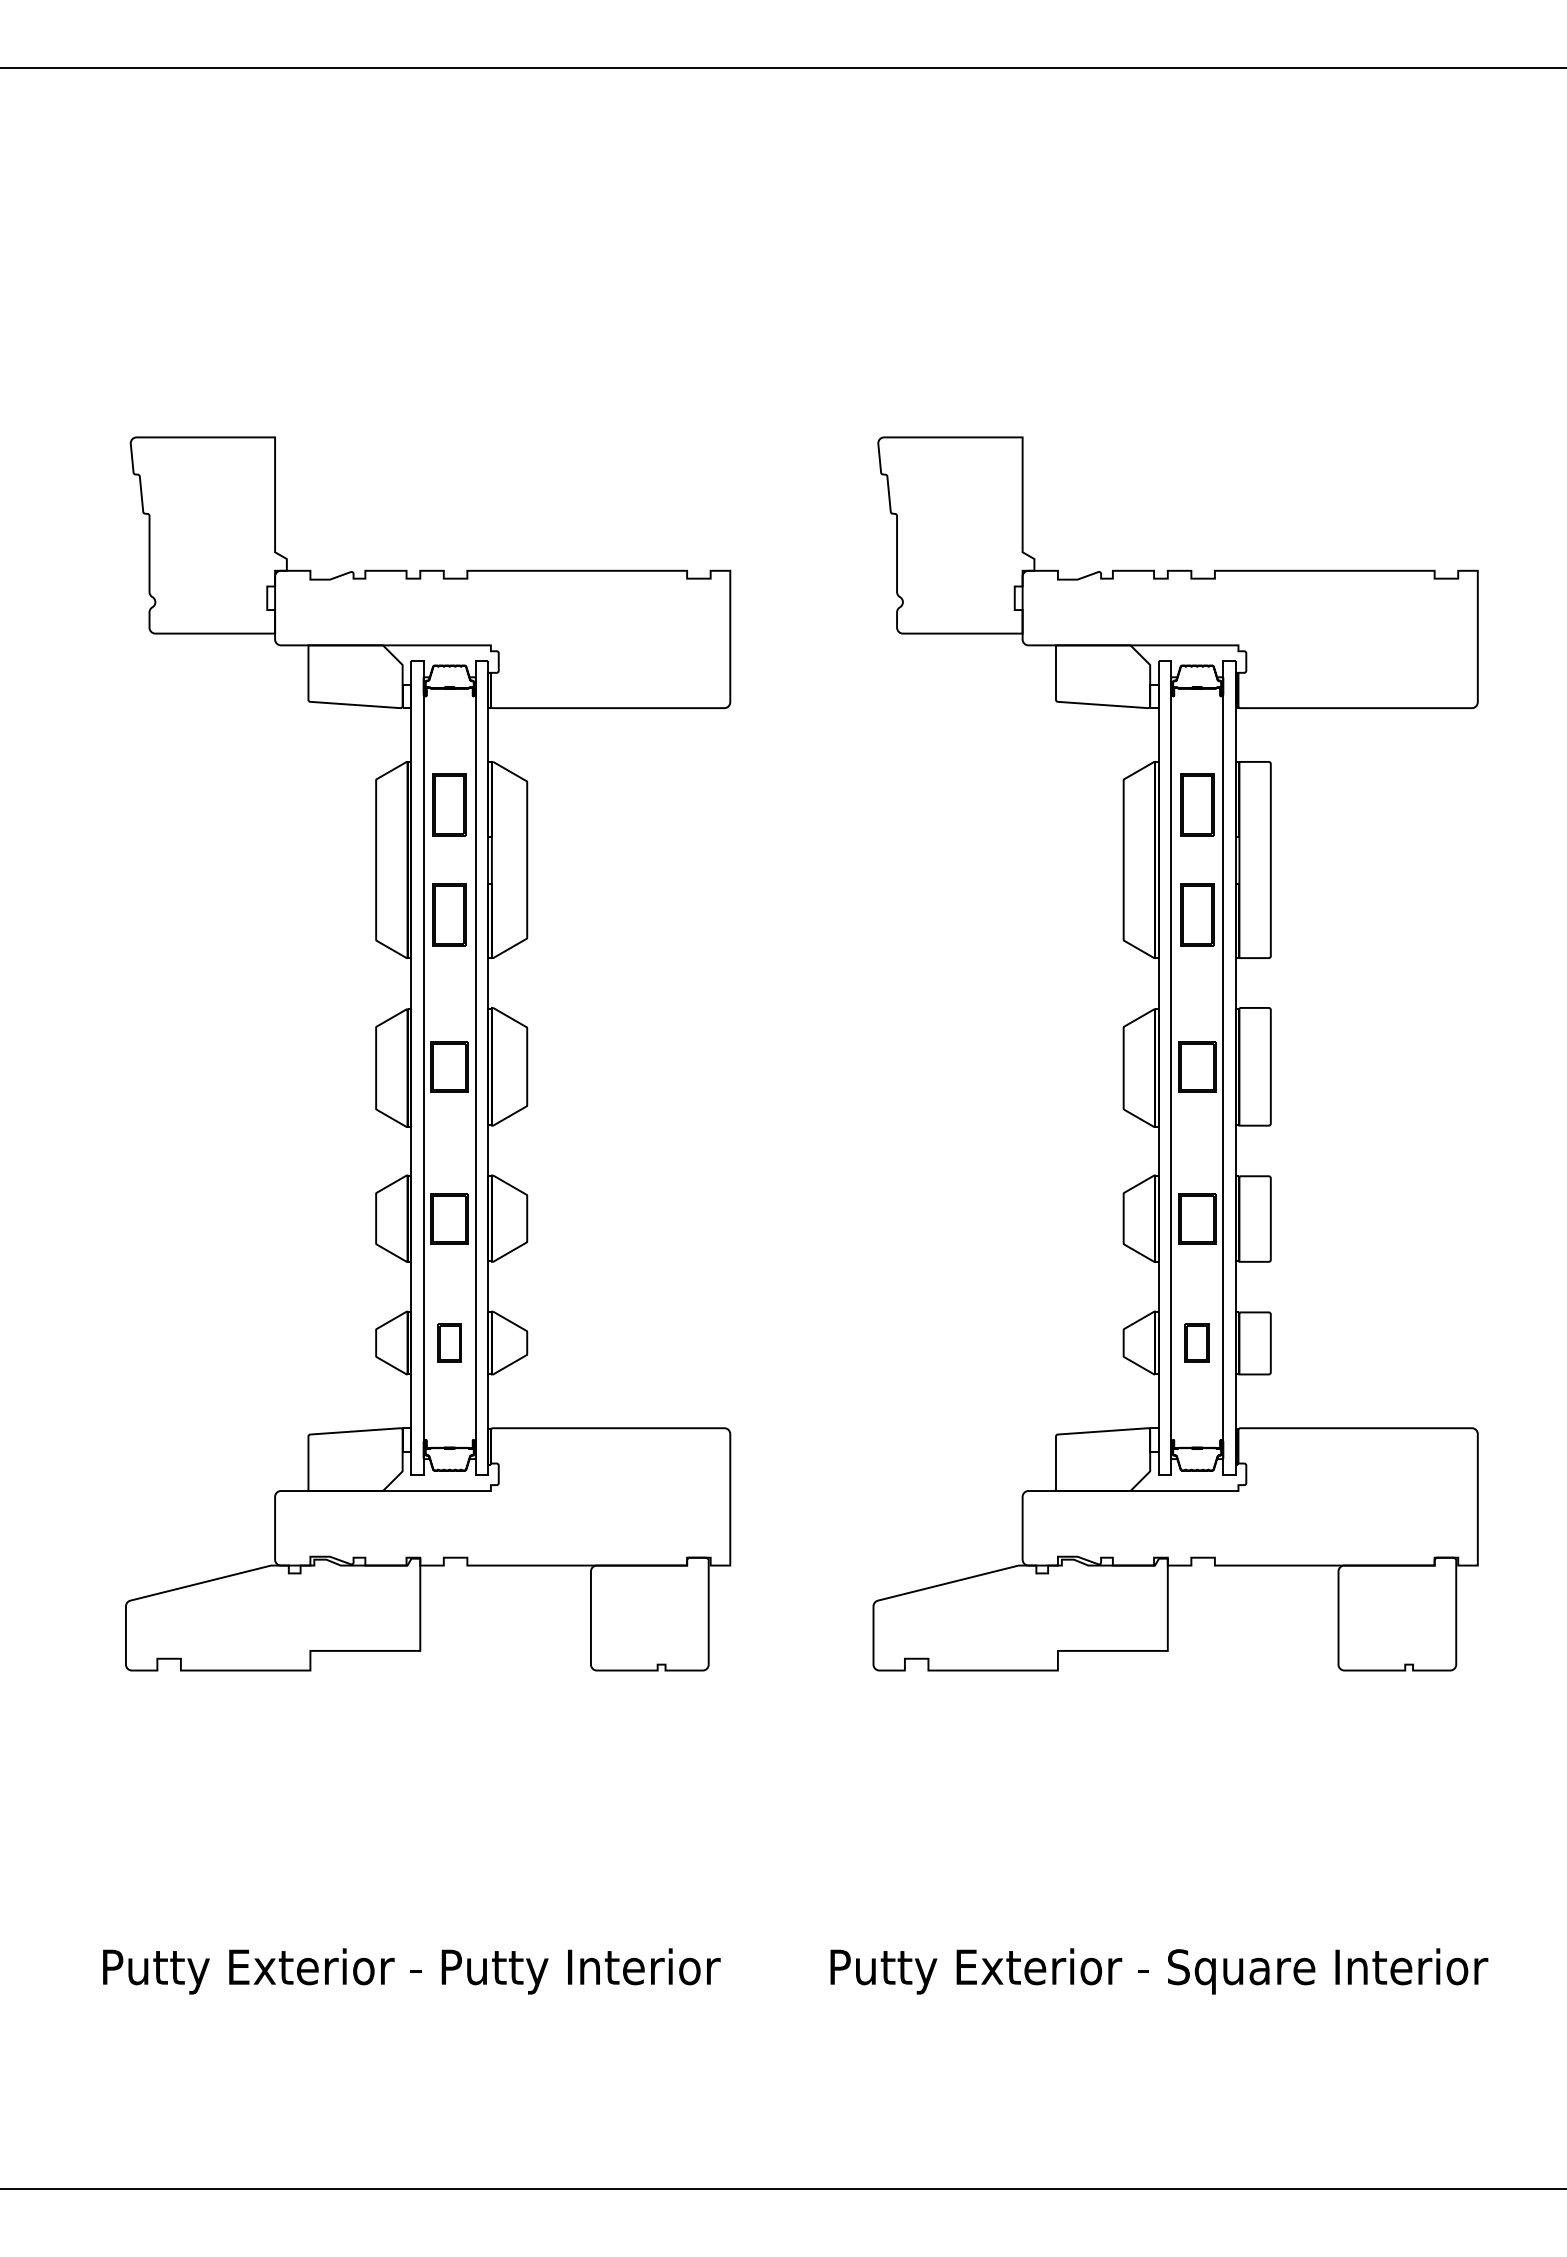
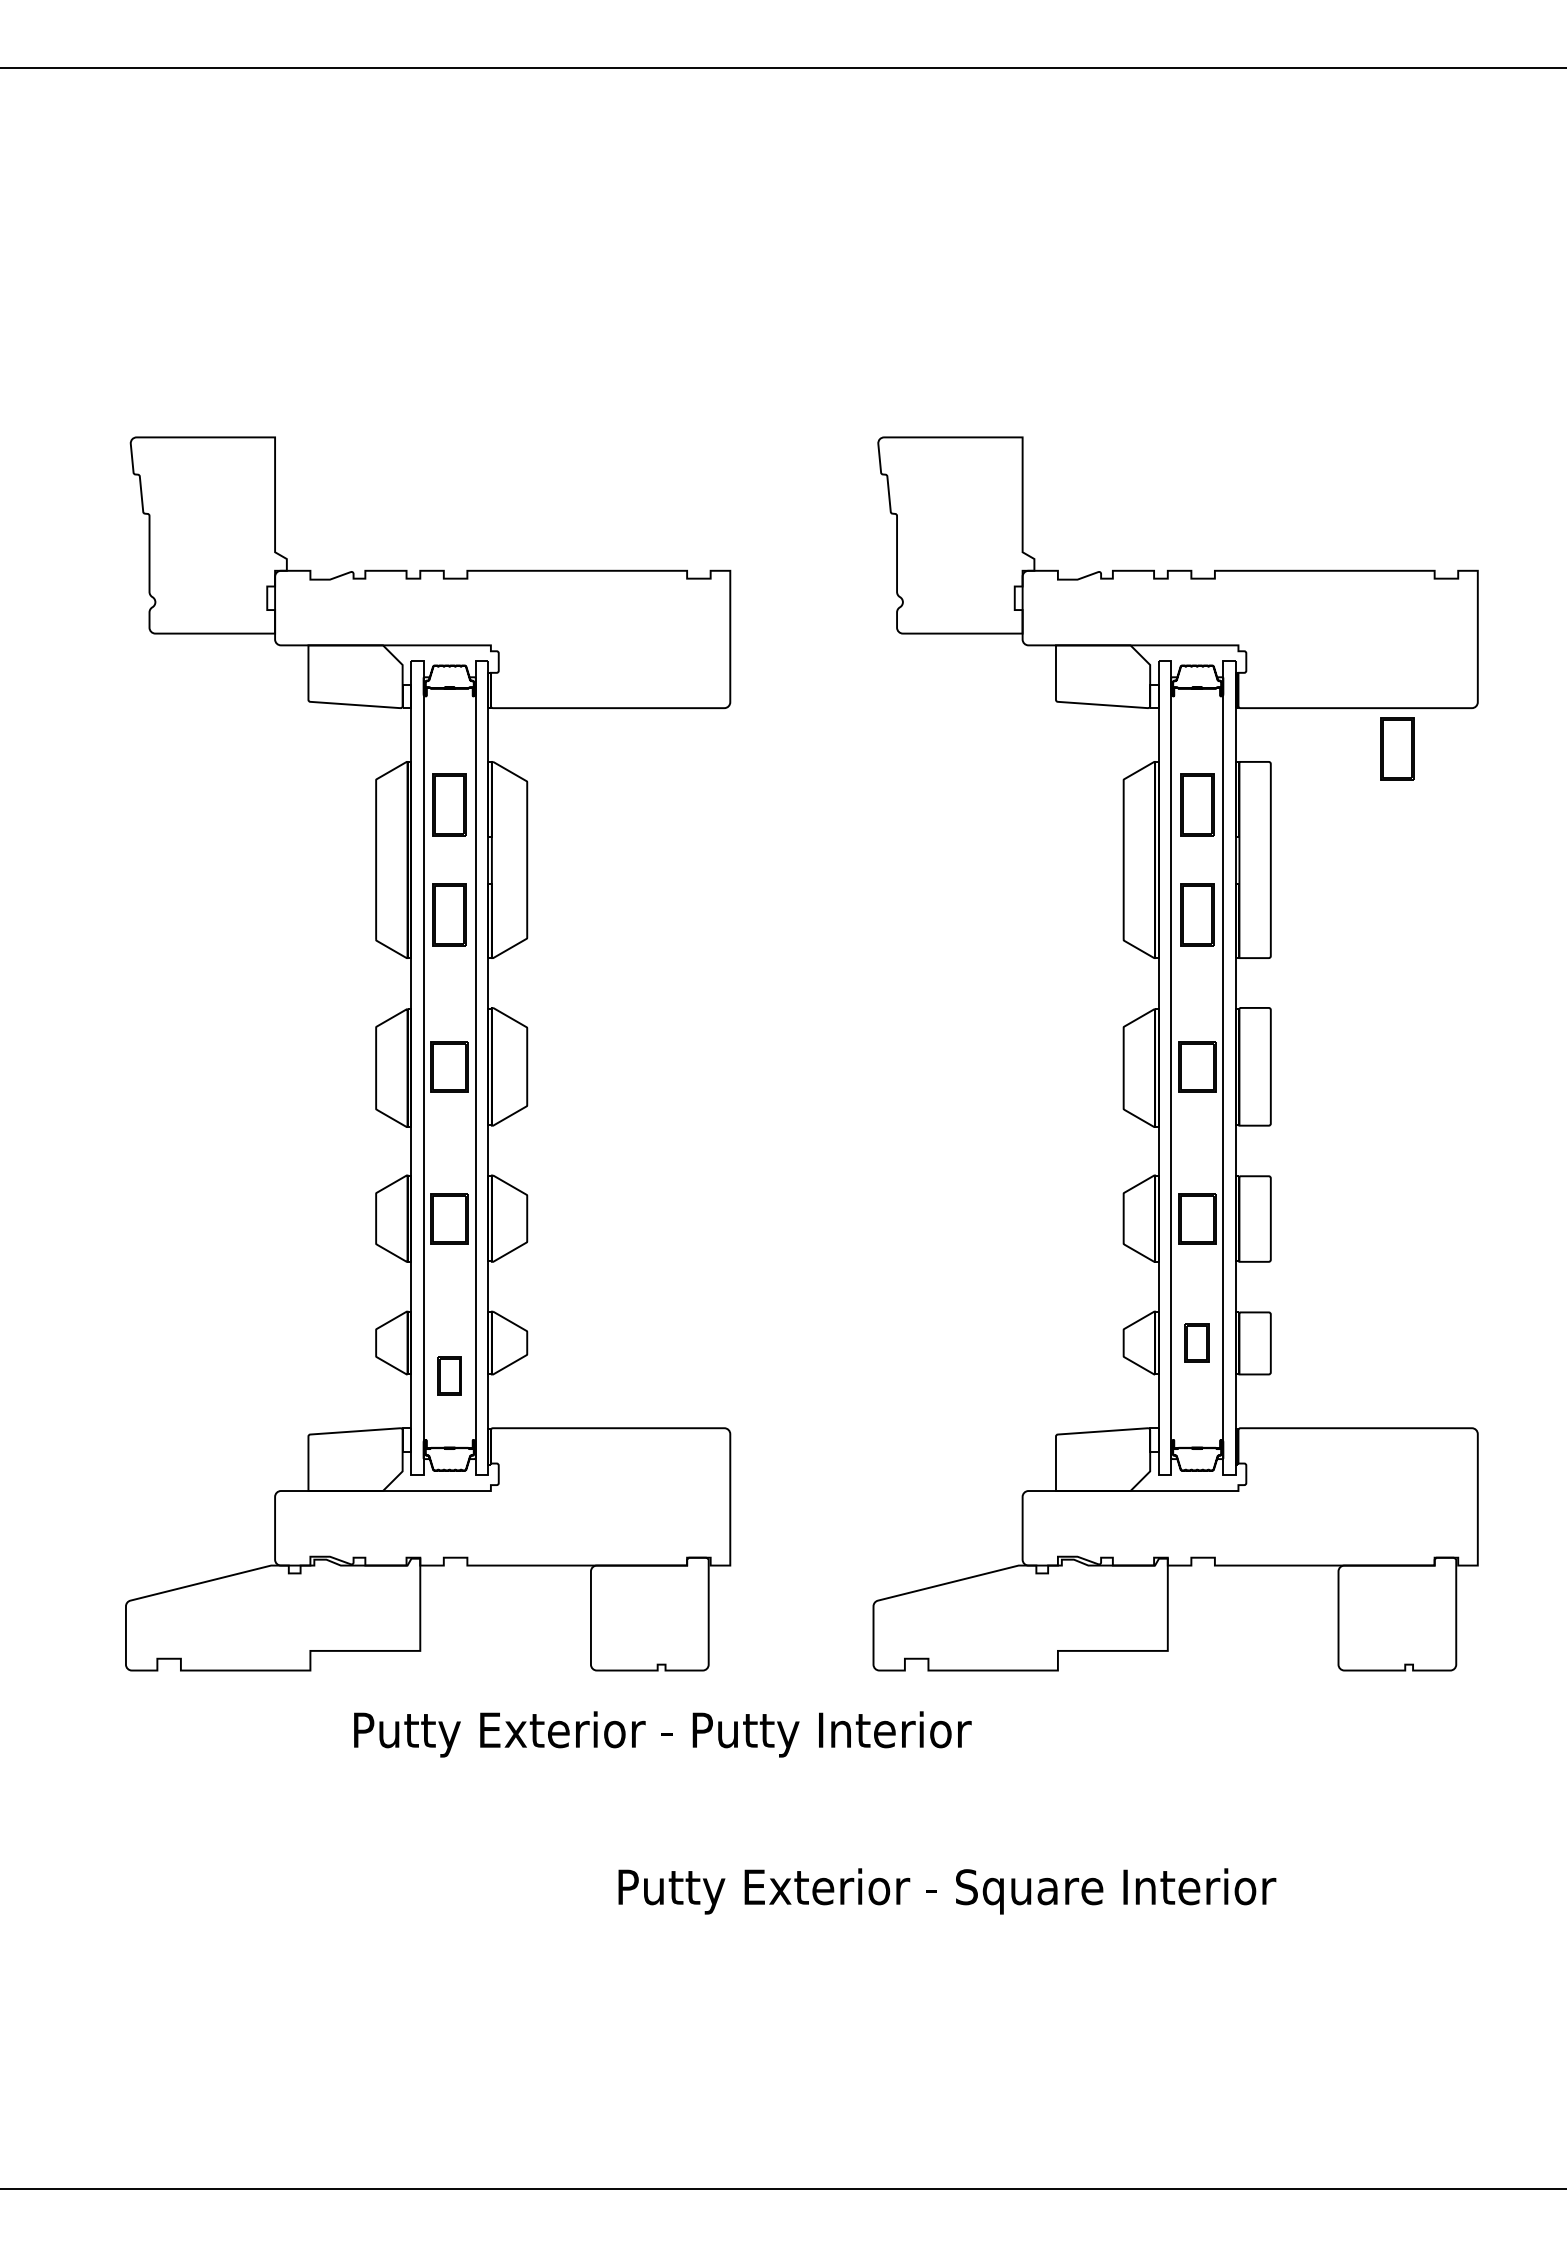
part: none -> present (1397, 748)
part position: (449, 1342) -> (449, 1375) (449, 1375)
text position: (411, 1971) -> (662, 1734) (662, 1734)
text position: (1159, 1971) -> (947, 1891) (947, 1891)
